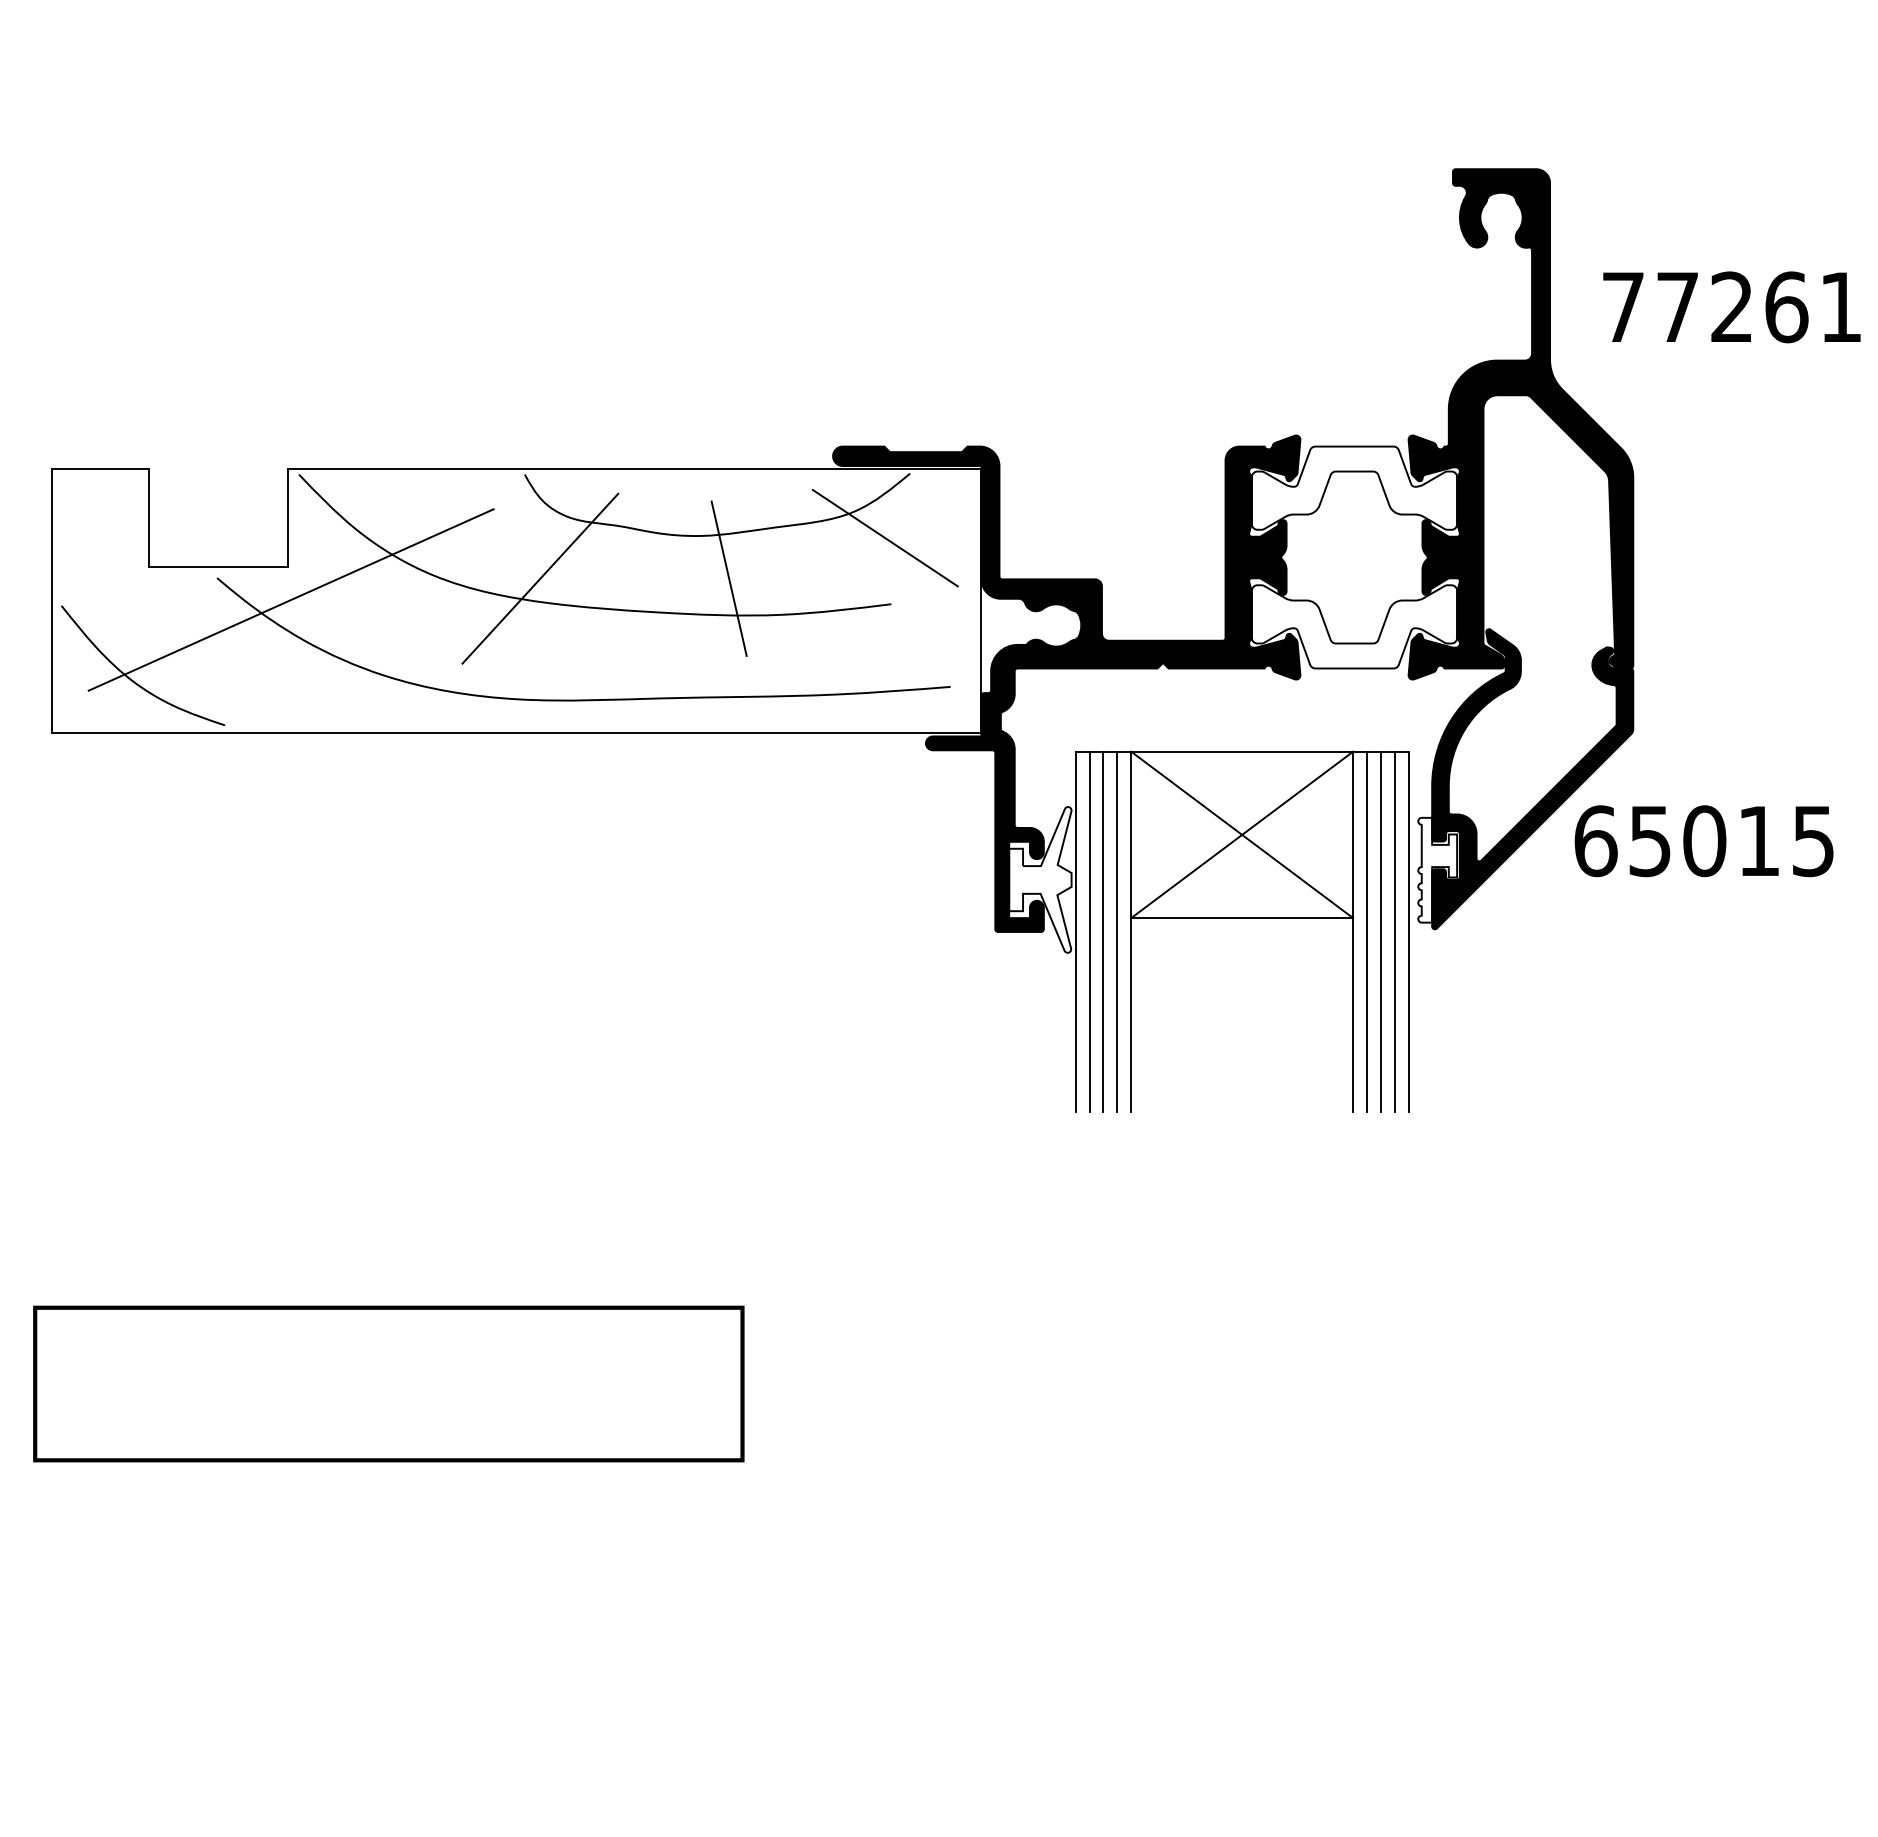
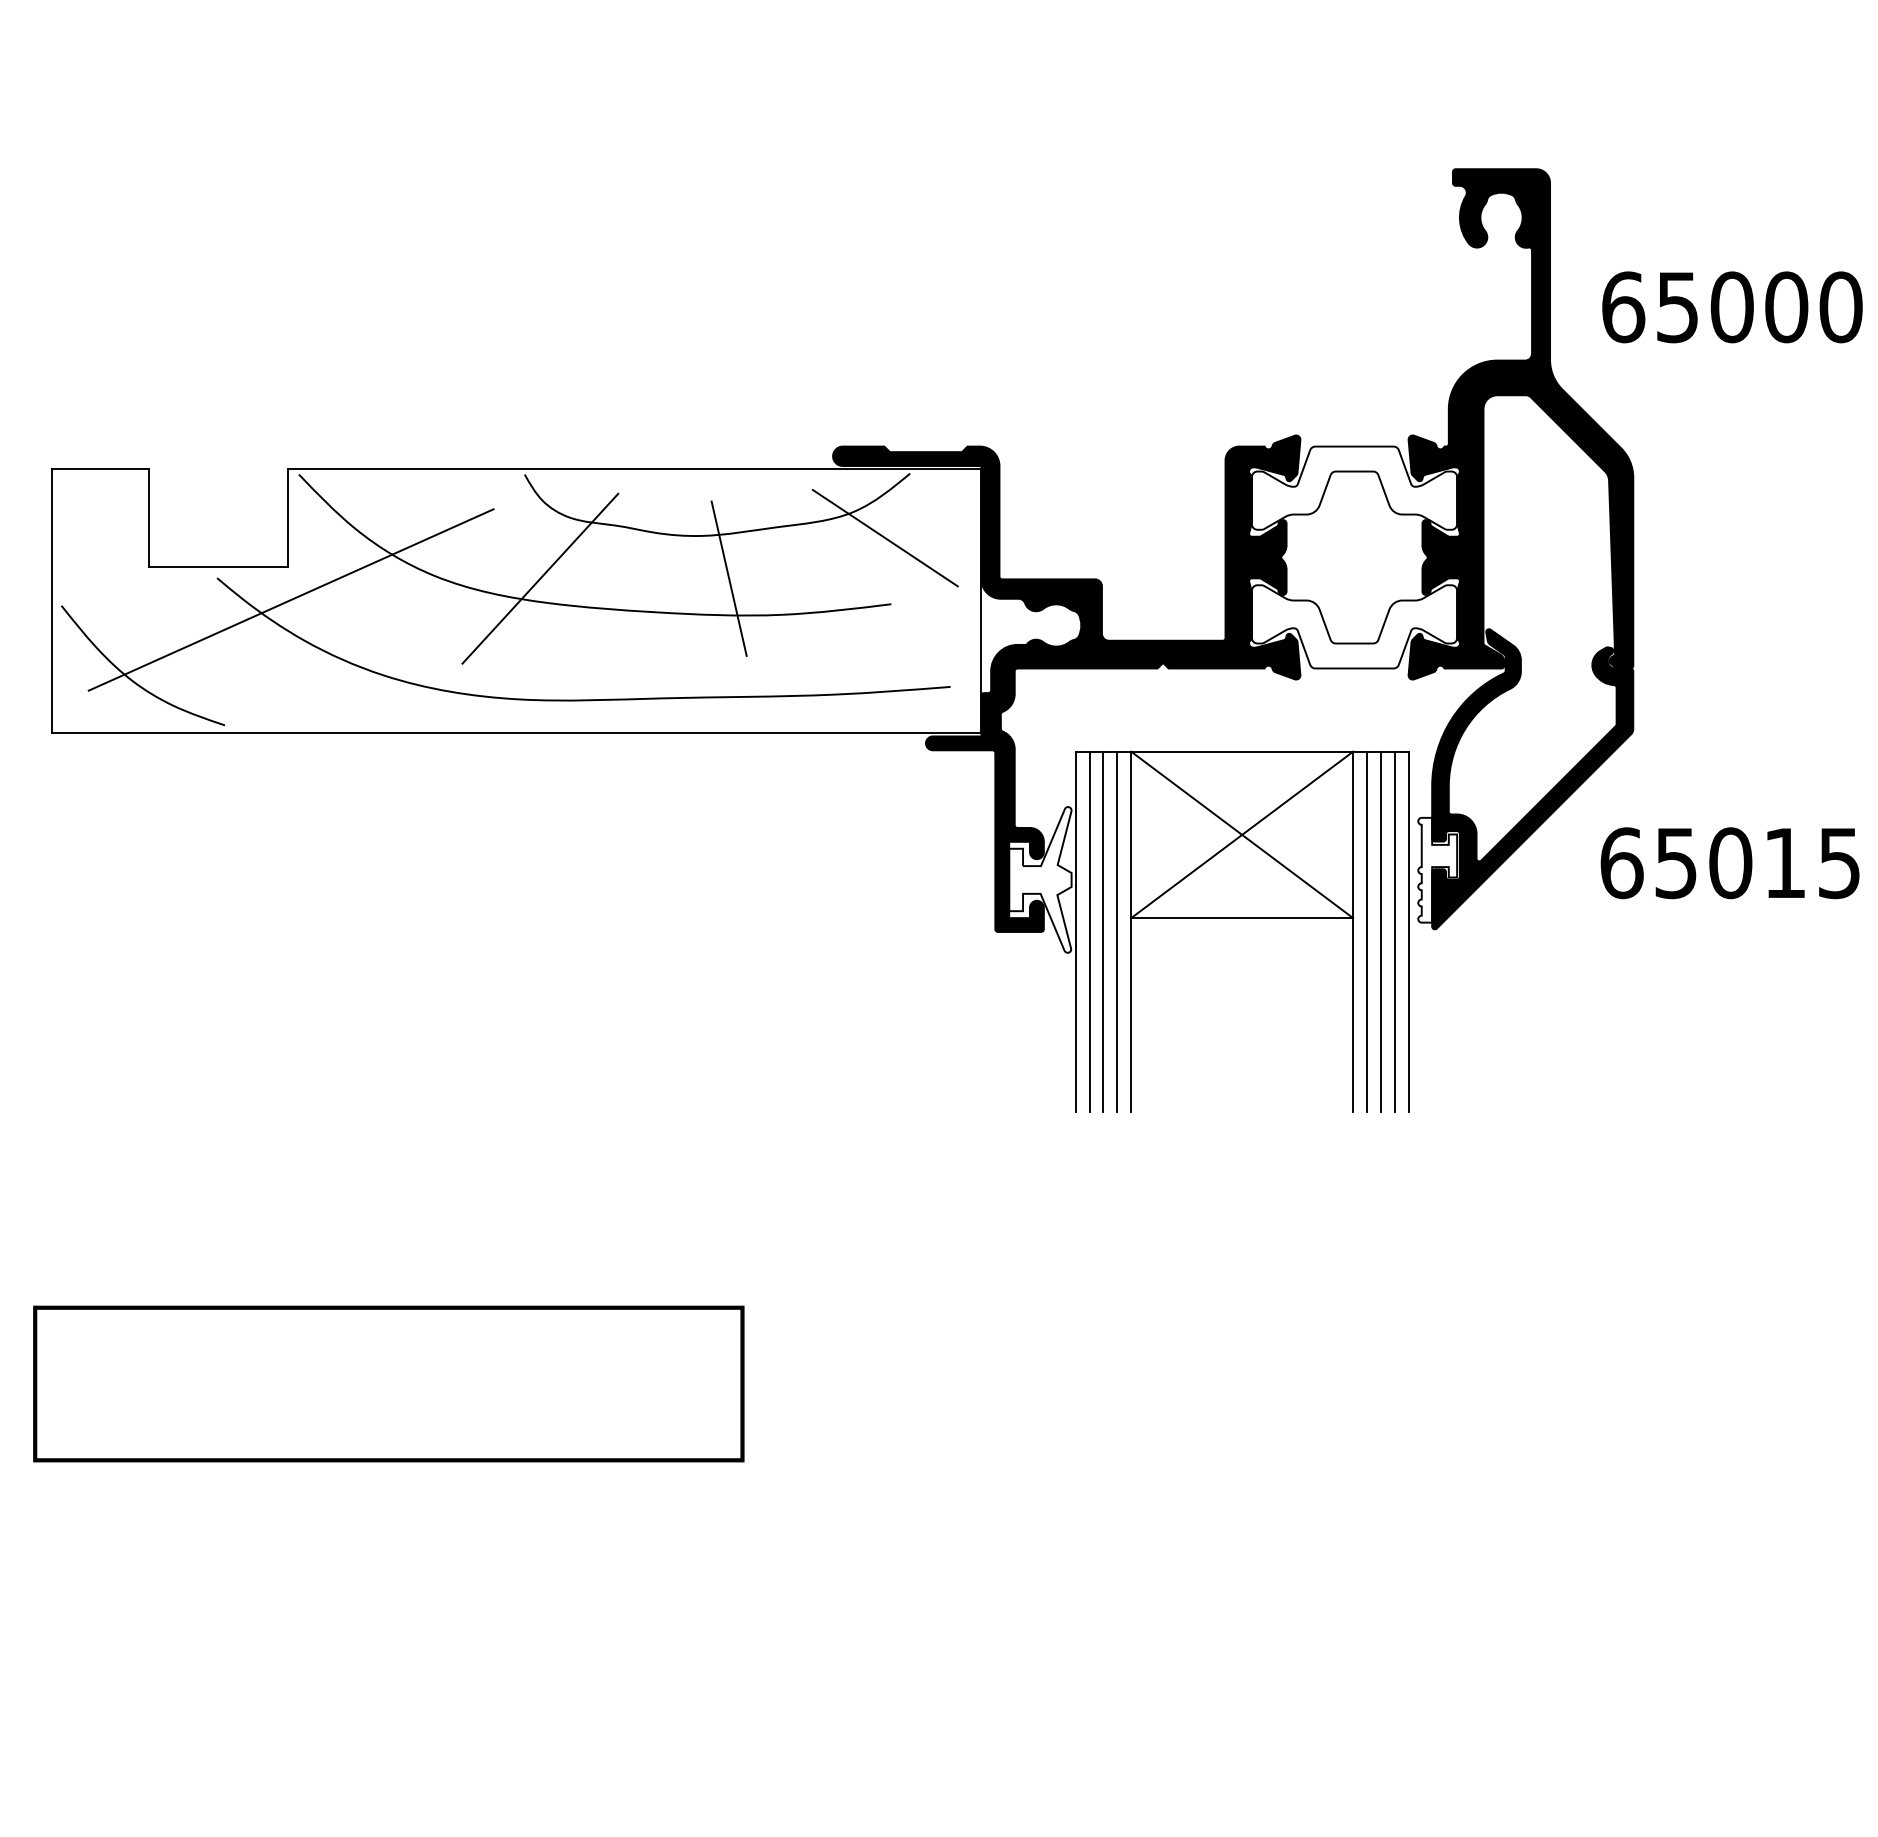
text: 77261 -> 65000 (1732, 307)
text position: (1703, 841) -> (1729, 863) (1729, 863)
